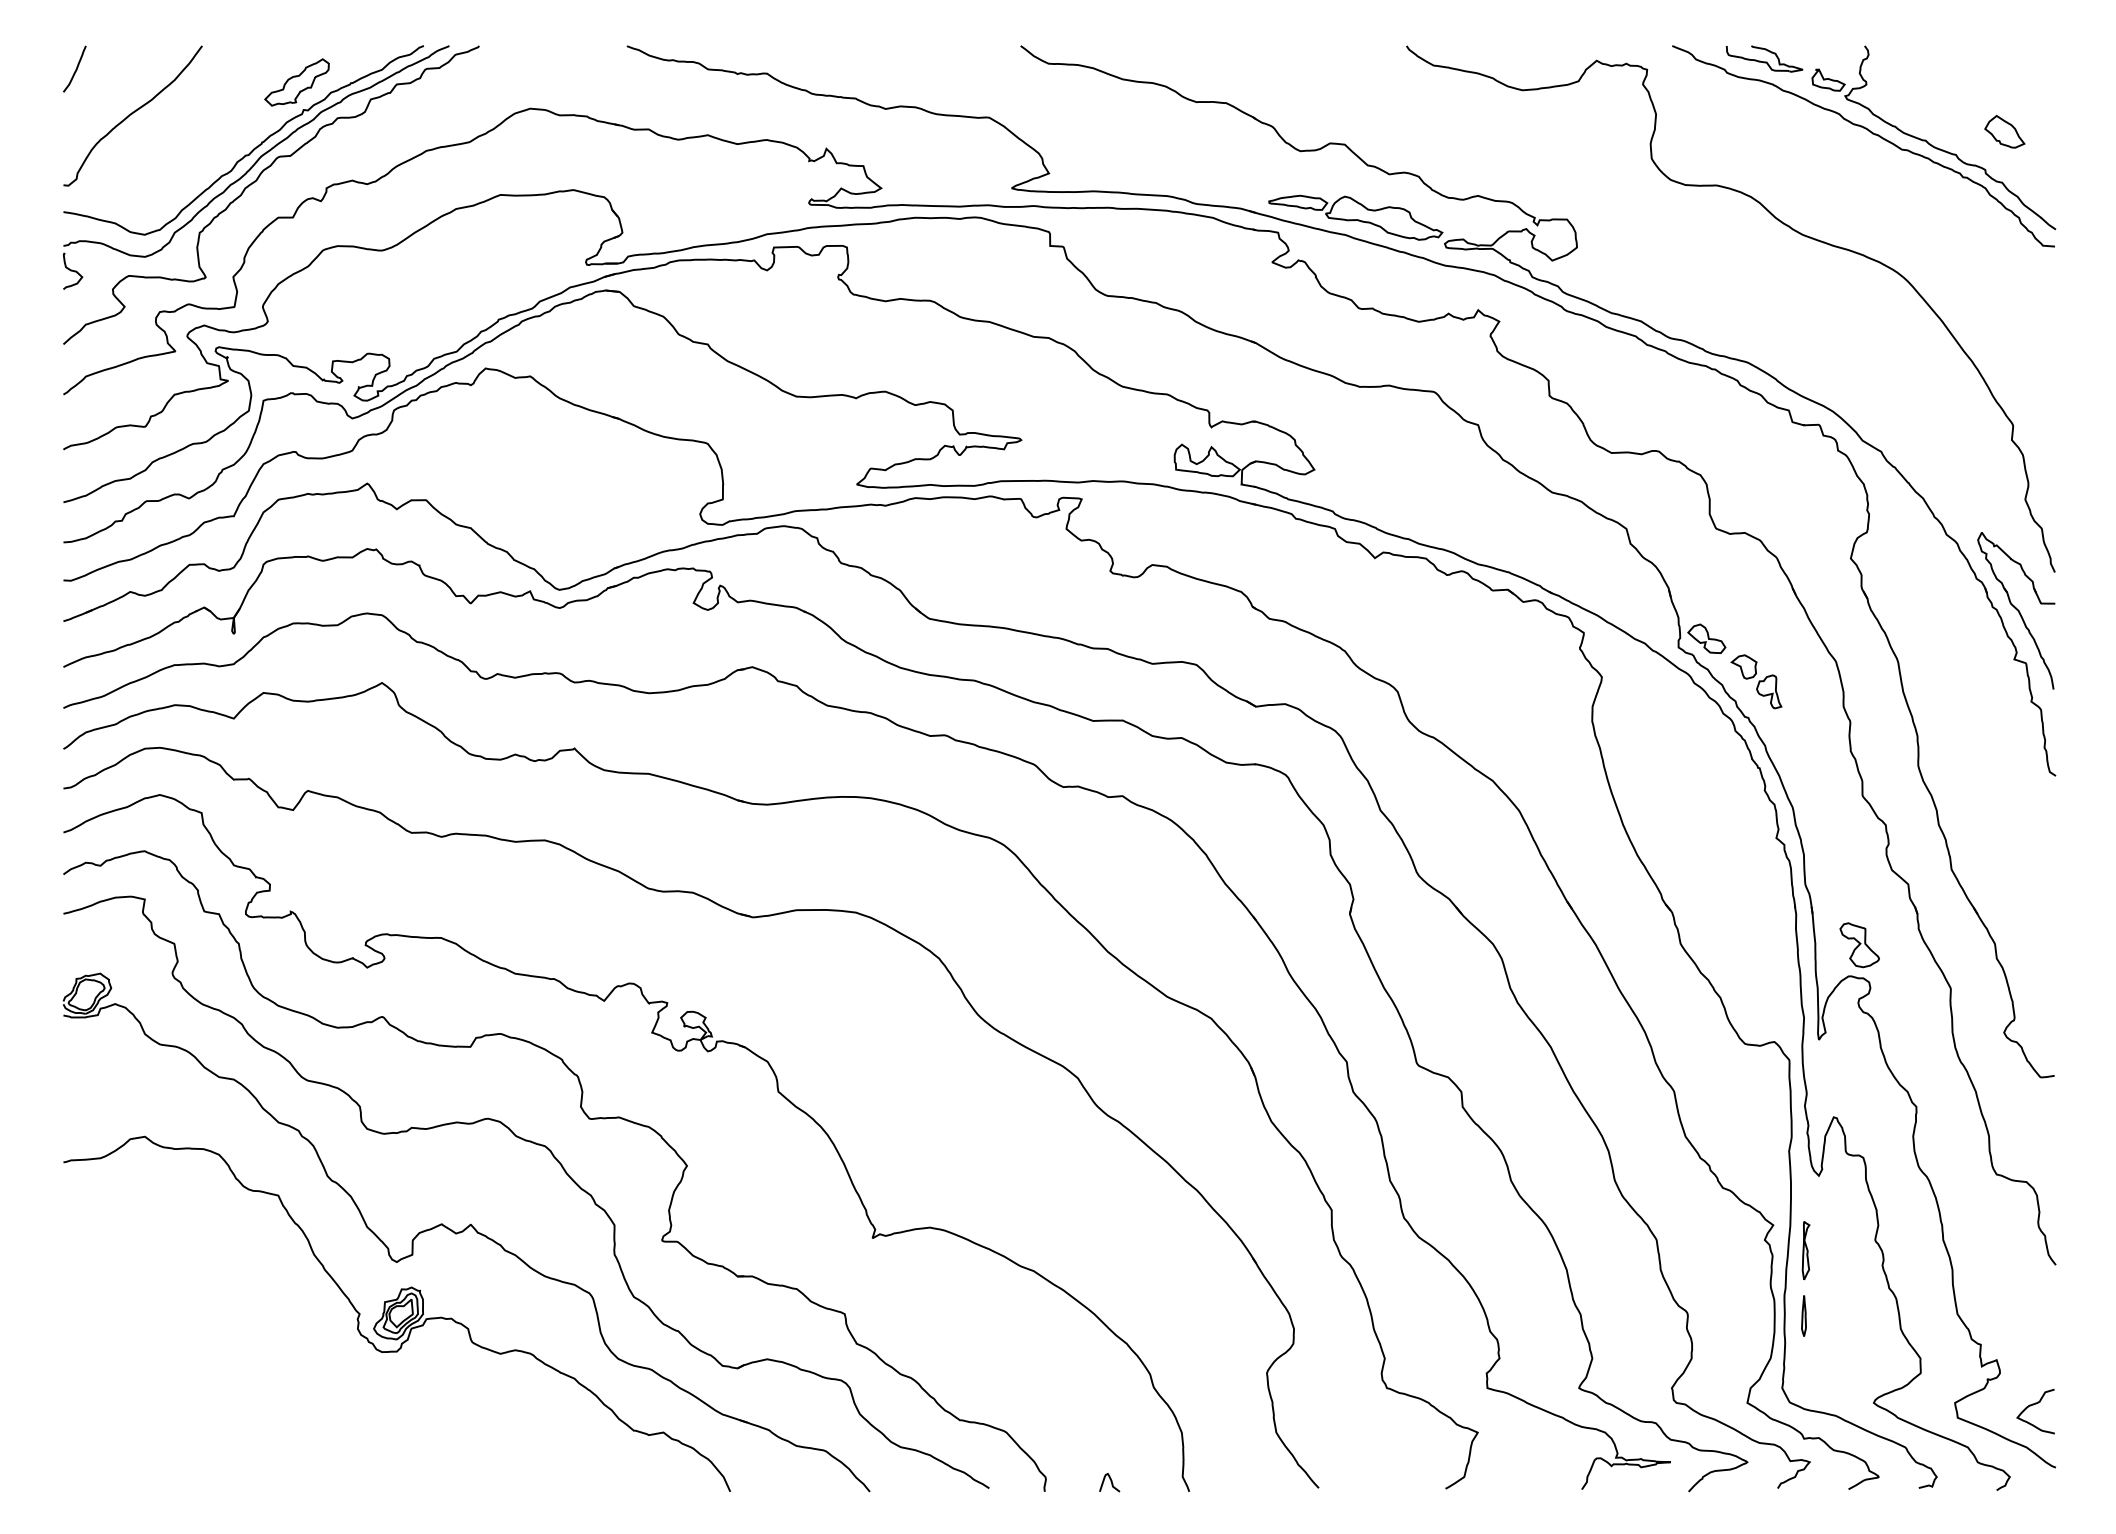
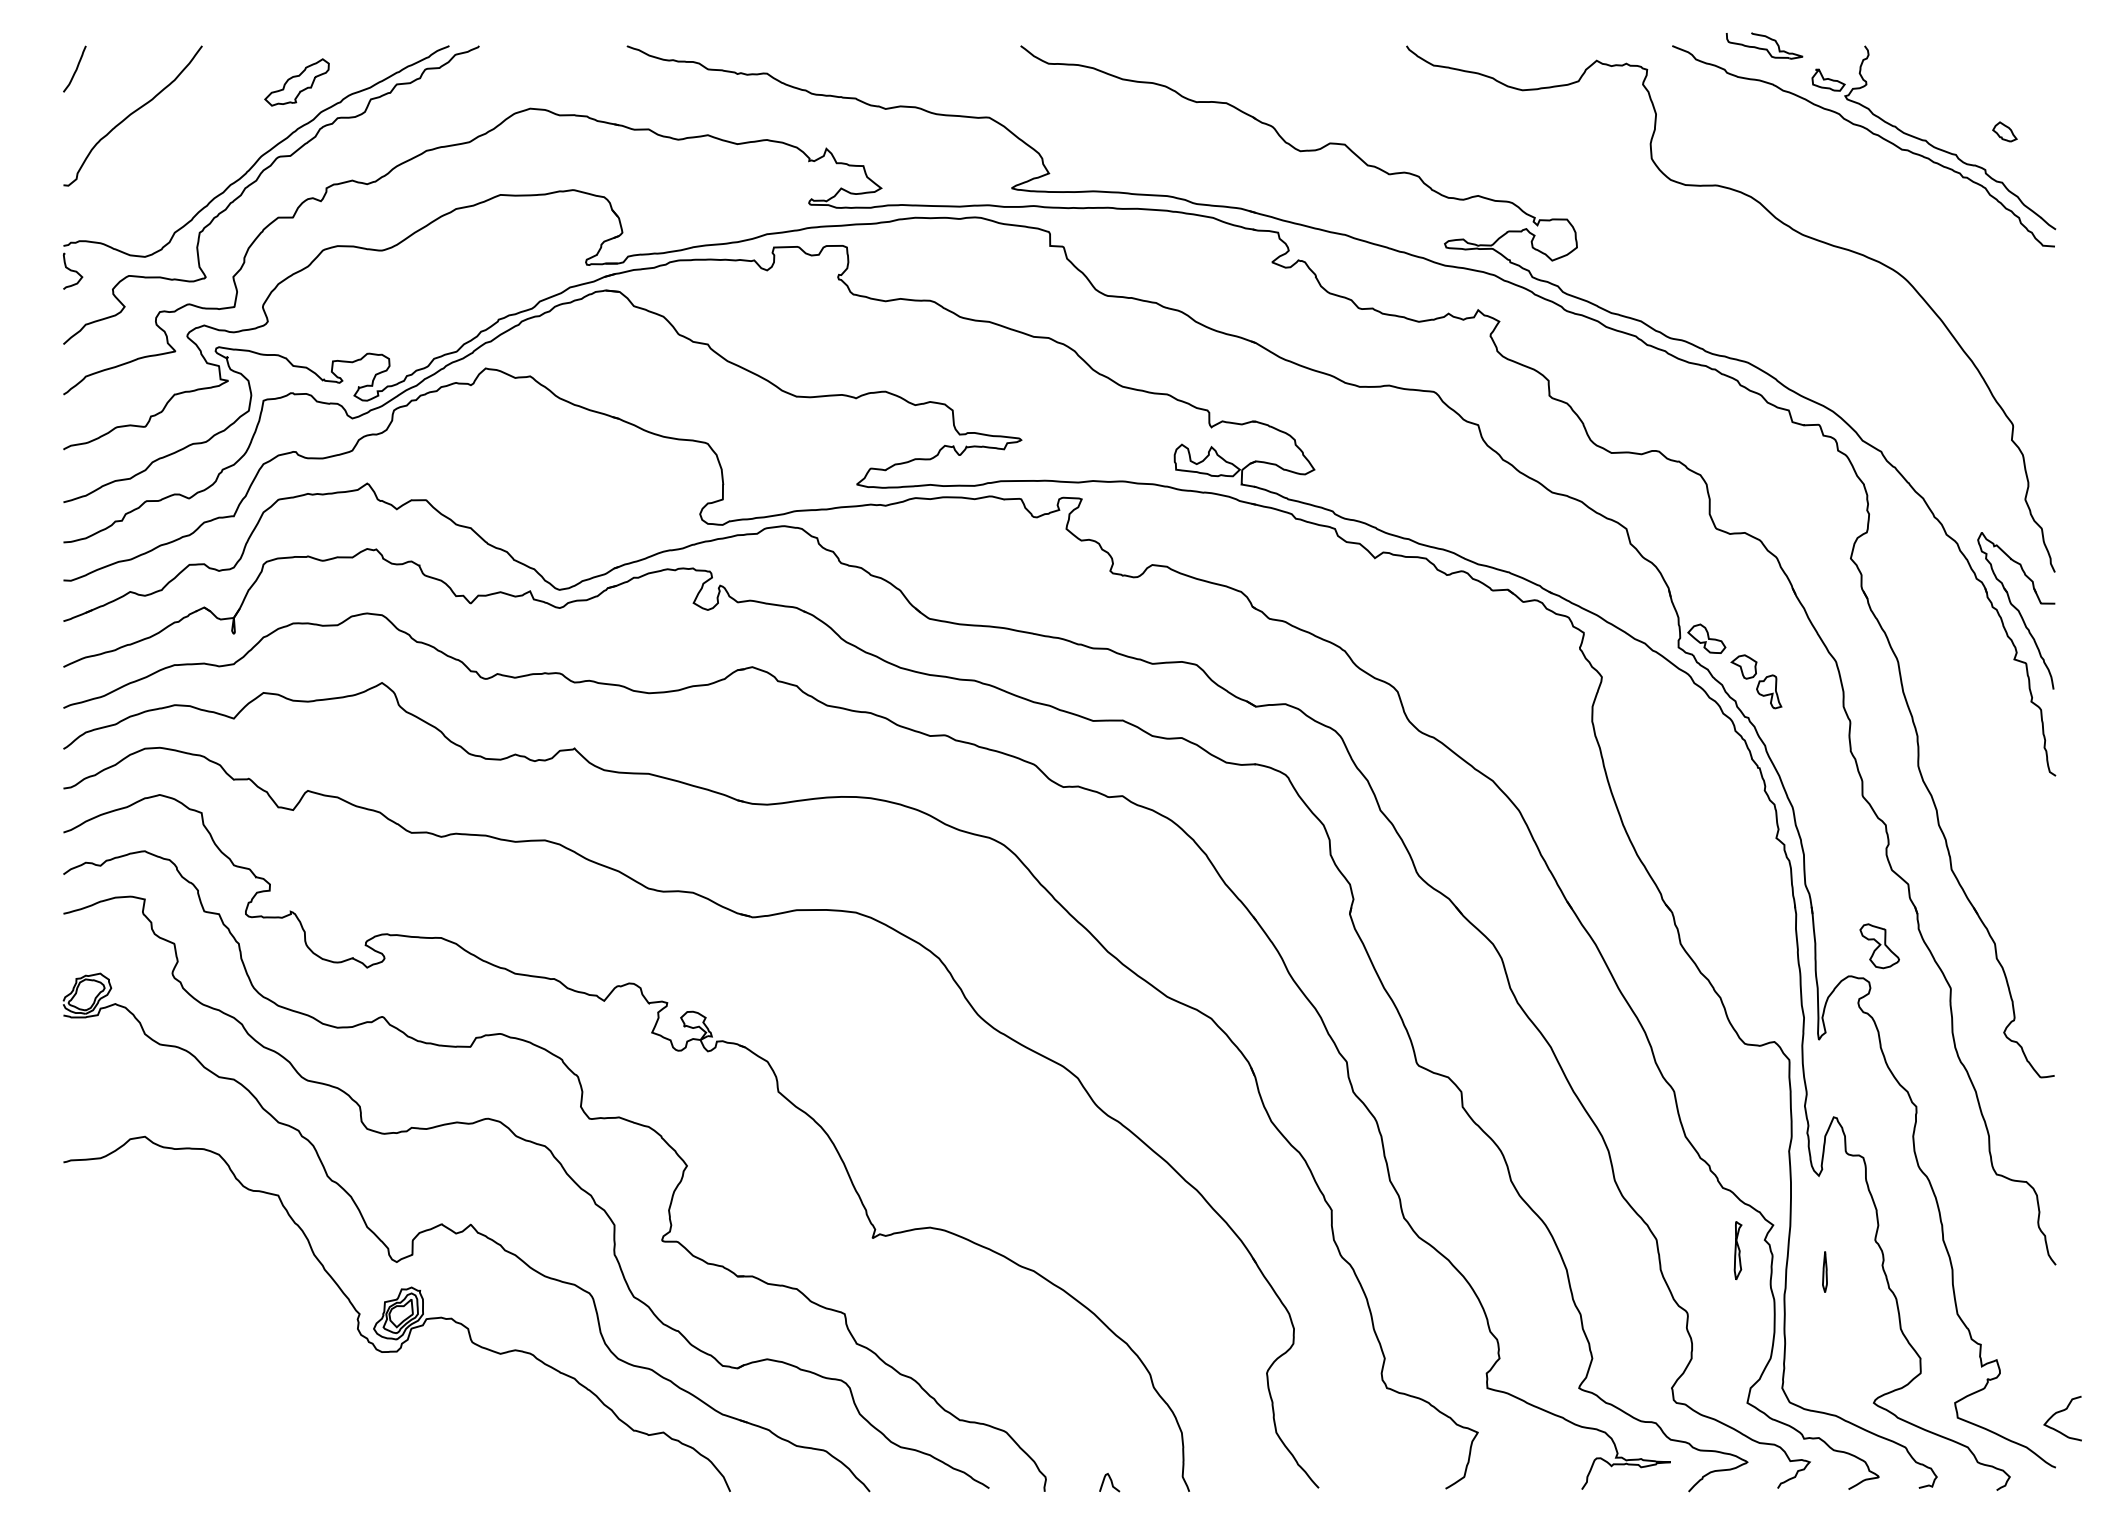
part position: (1764, 58) -> (1764, 45) (1764, 45)
part size: 42x34 px -> 26x22 px (2004, 131)
curve: present -> none (252, 149)
part: present -> none (1355, 217)
part position: (1859, 945) -> (1879, 946) (1879, 946)
part position: (1805, 1250) -> (1737, 1250) (1737, 1250)
part position: (1803, 1315) -> (1824, 1271) (1824, 1271)
curve position: (2033, 1405) -> (2060, 1412) (2060, 1412)
